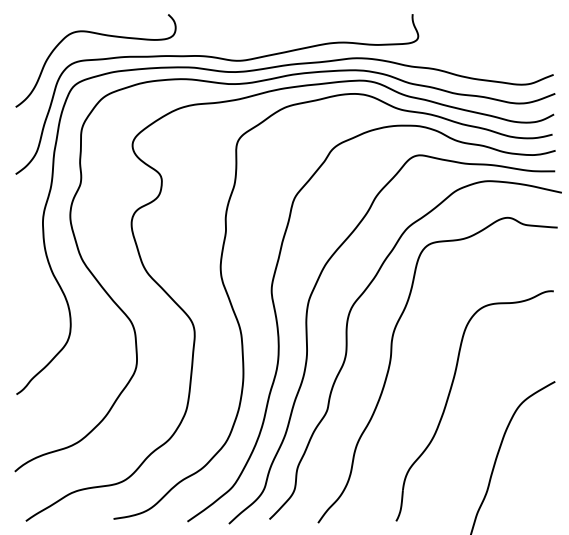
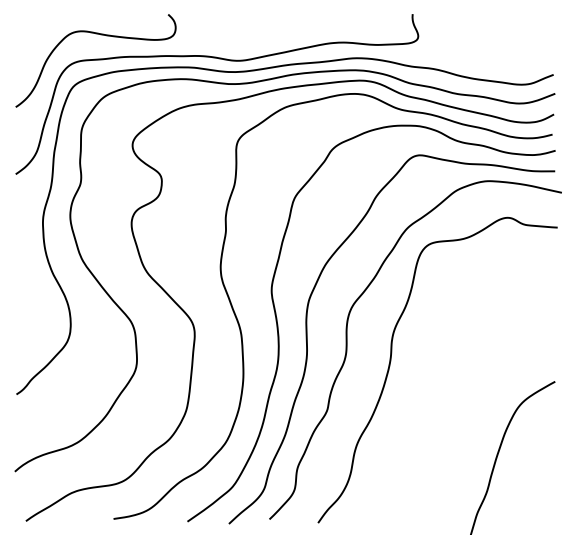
part: present -> none (449, 397)
